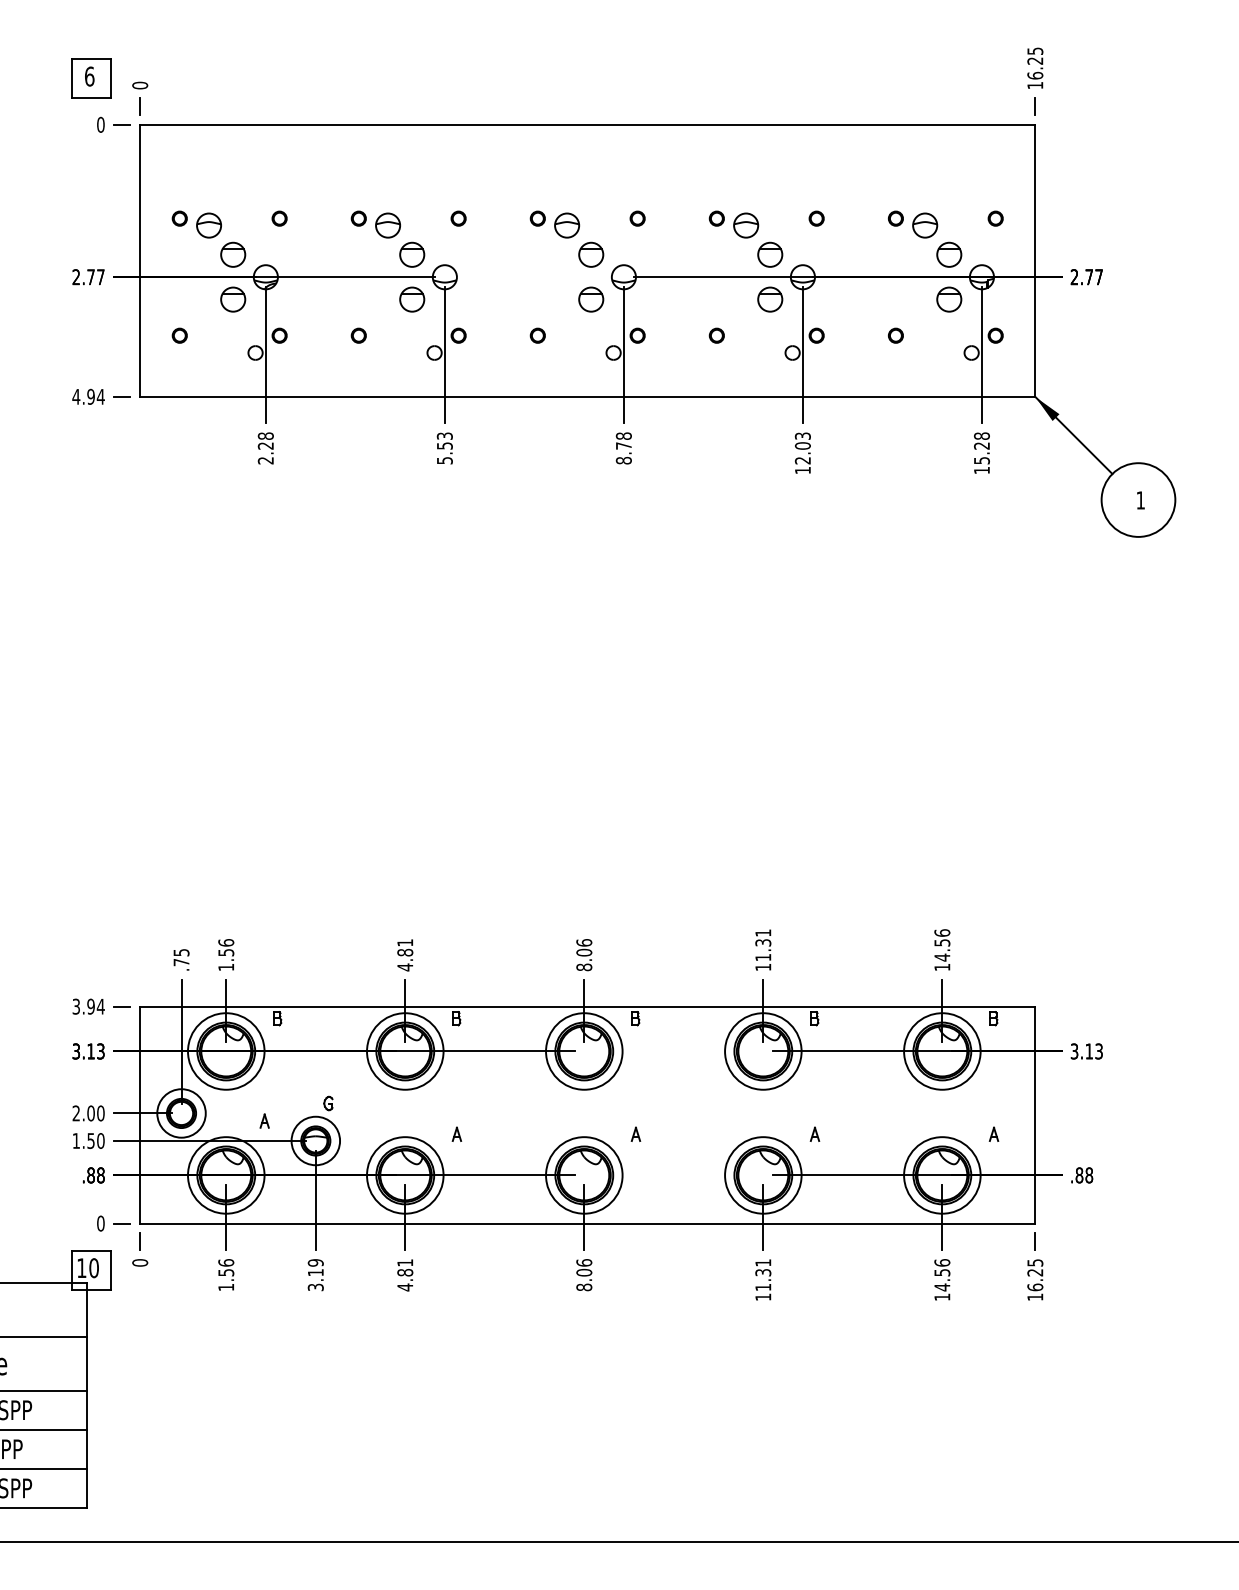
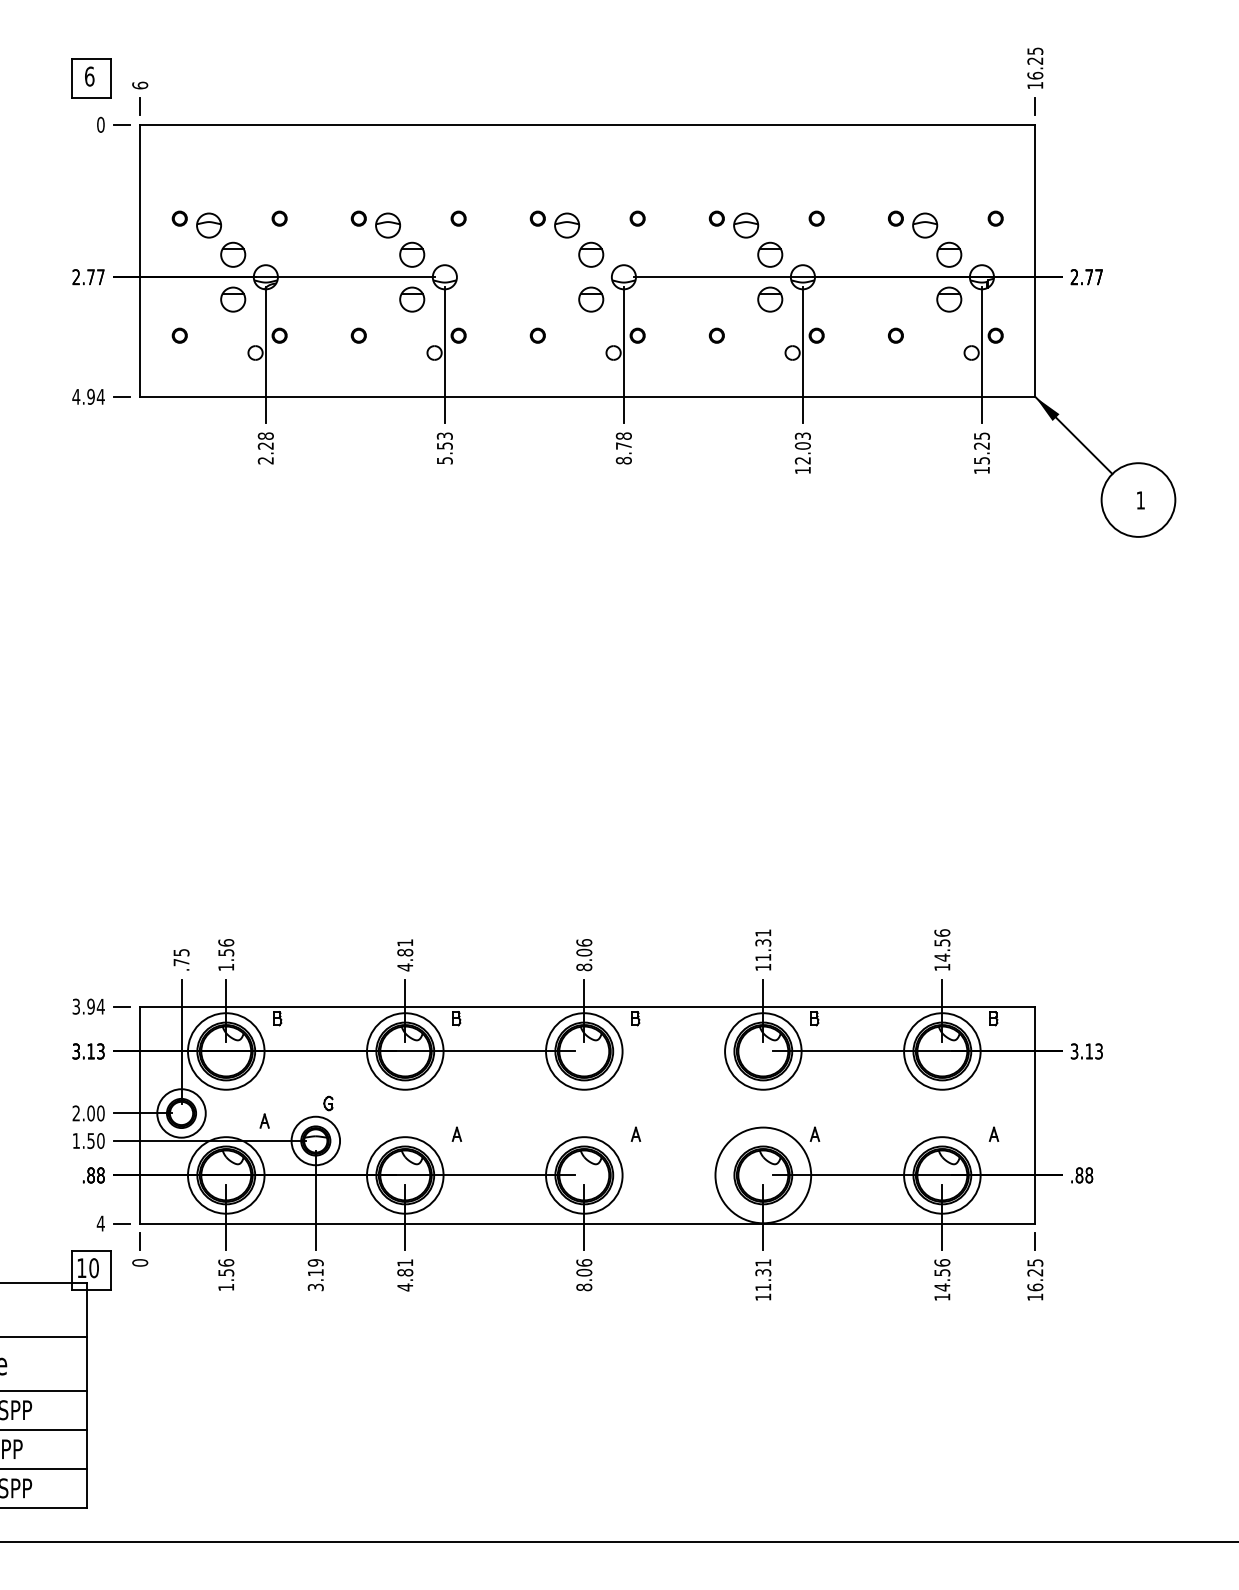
text: 0 -> 6 (139, 85)
text: 15.28 -> 15.25 (981, 435)
circle diameter: 77 px -> 96 px (763, 1175)
text: 0 -> 4 (100, 1223)
